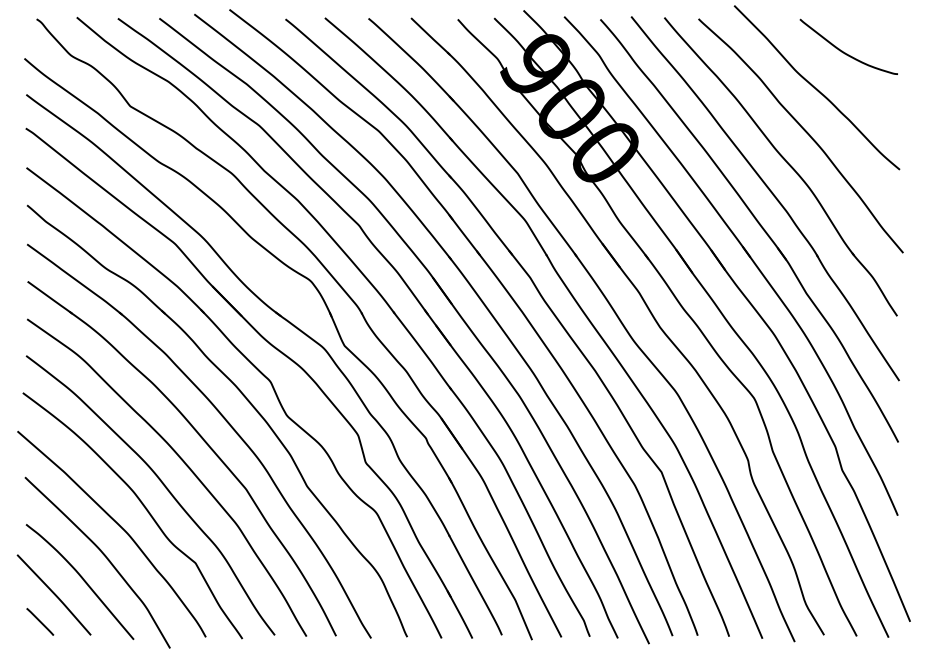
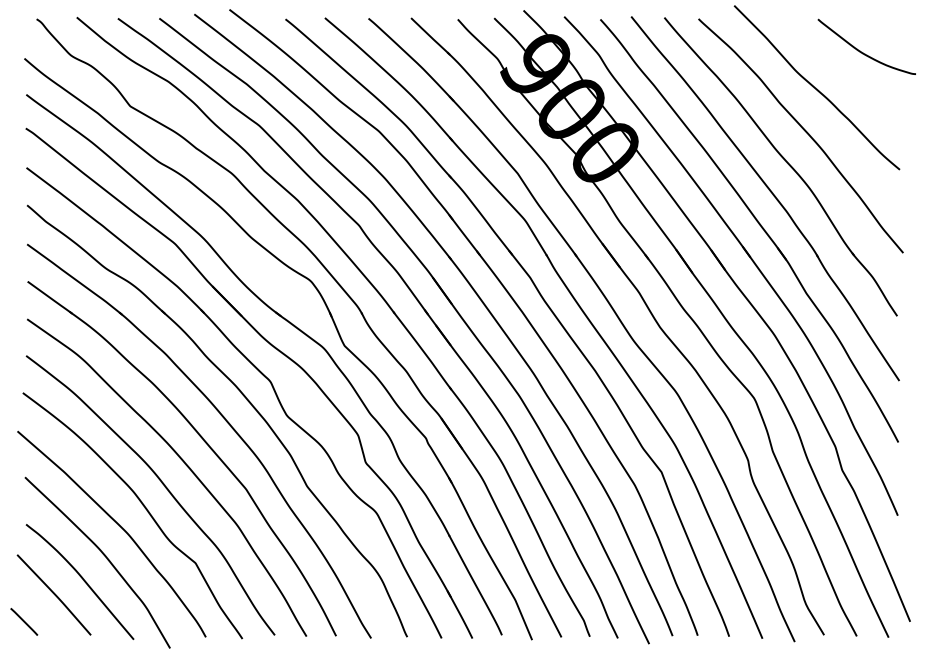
curve position: (845, 52) -> (863, 52) (863, 52)
line position: (40, 621) -> (24, 621) (24, 621)
